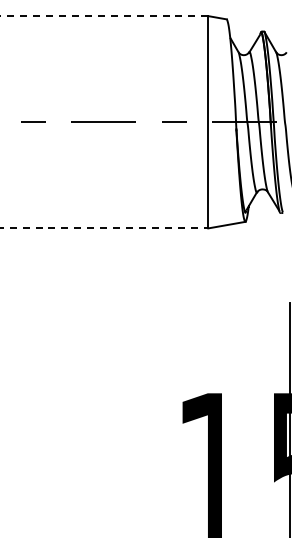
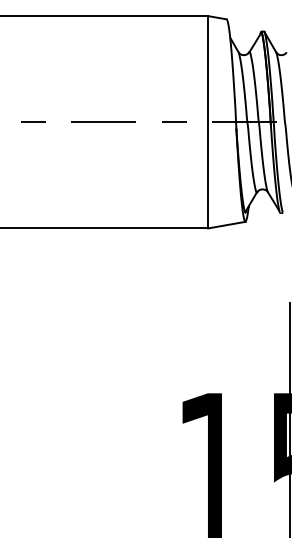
line: dashed -> solid (104, 16)
line: dashed -> solid (104, 228)
